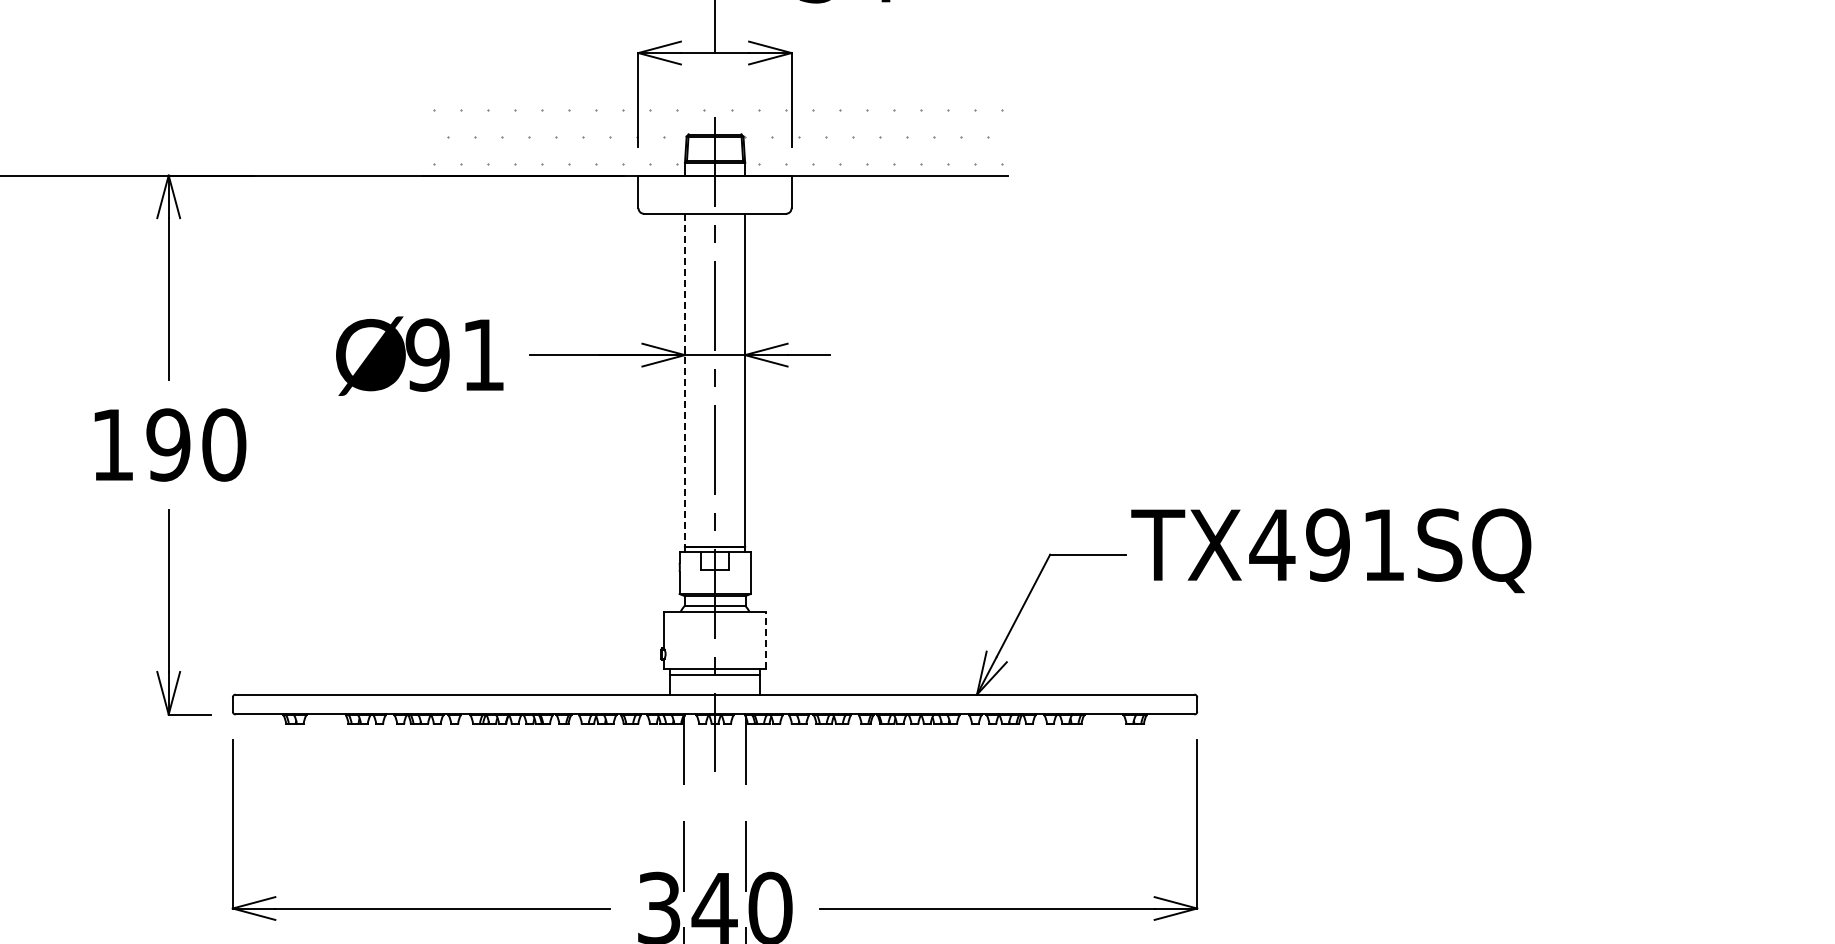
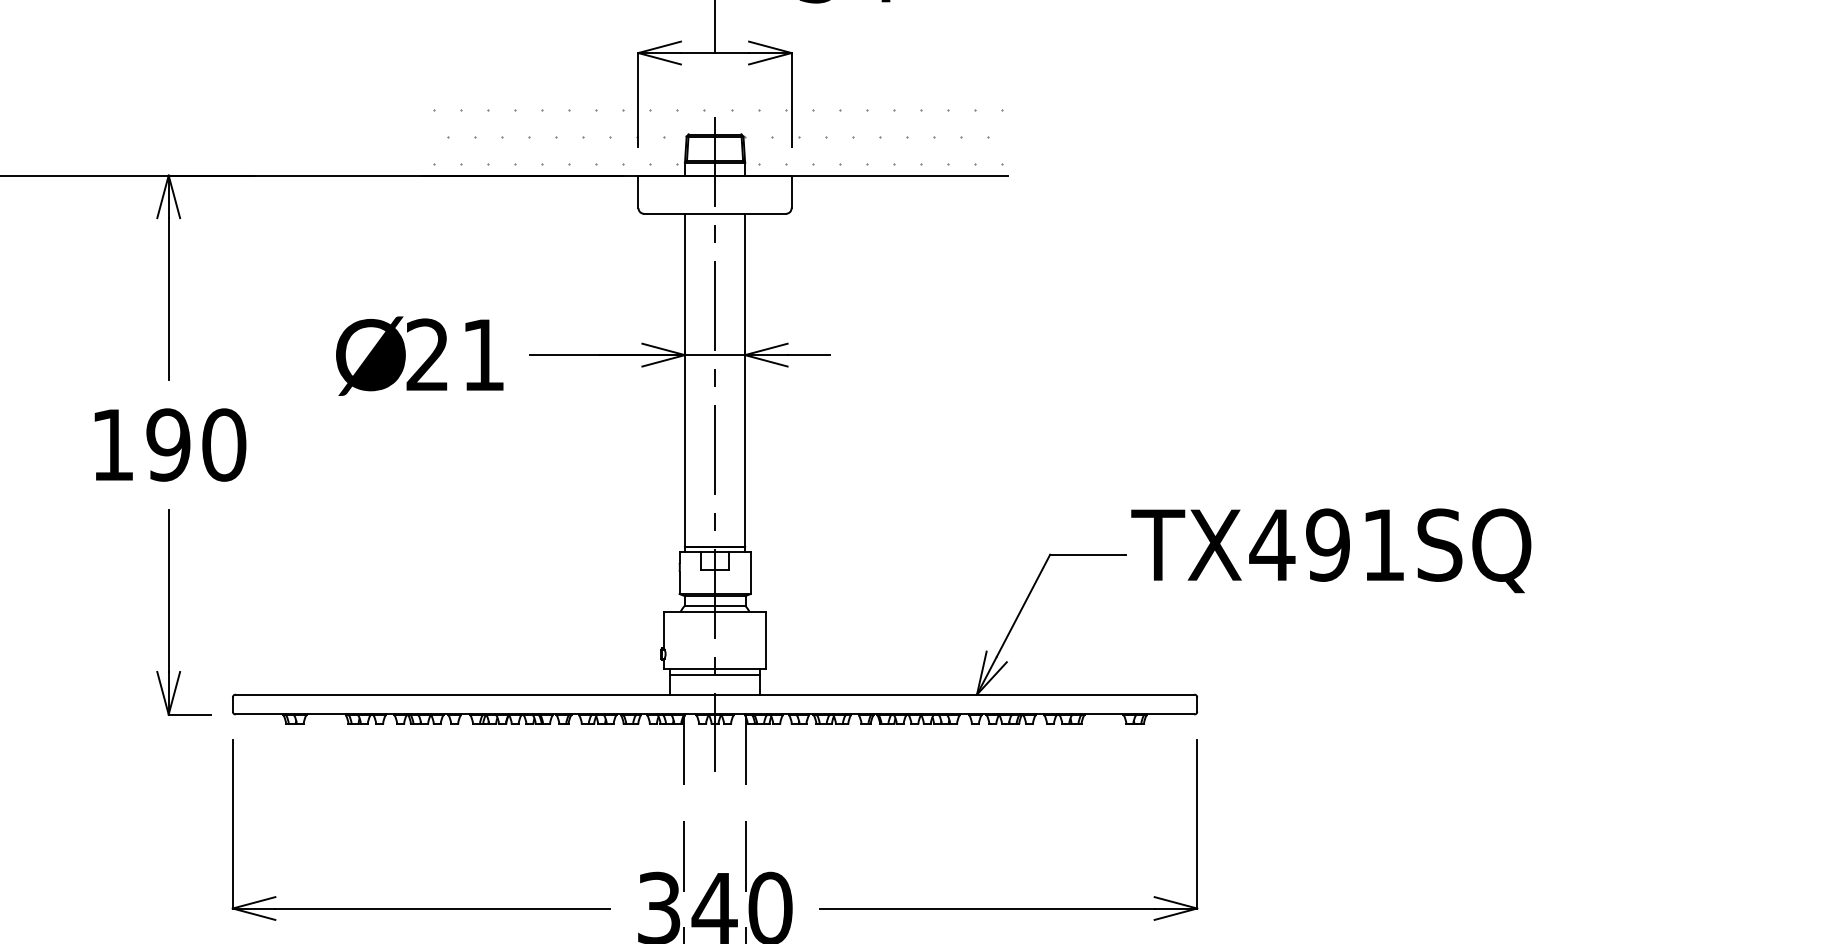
text: 91 -> 21 (427, 354)
line: dashed -> solid (685, 380)
line: dashed -> solid (766, 639)
